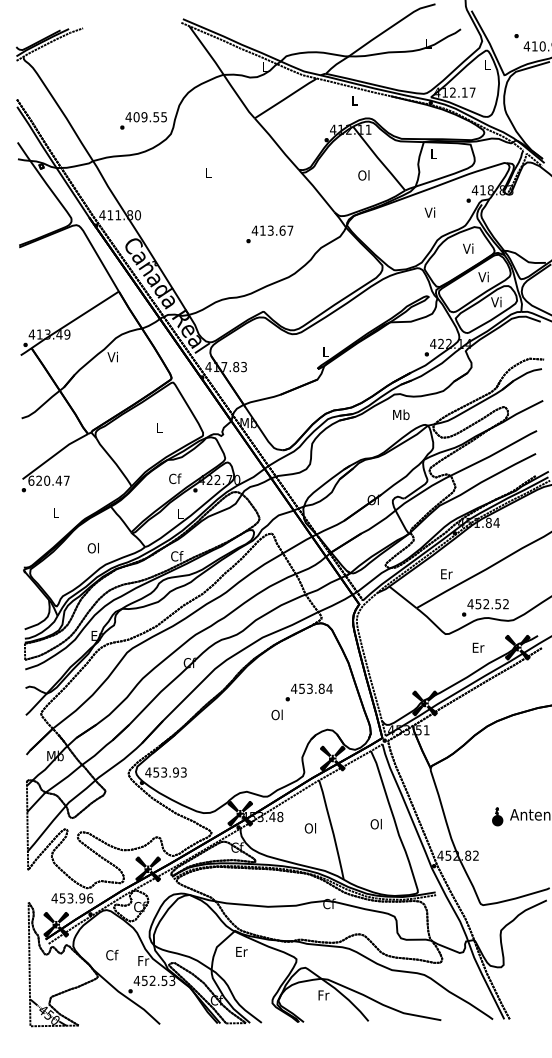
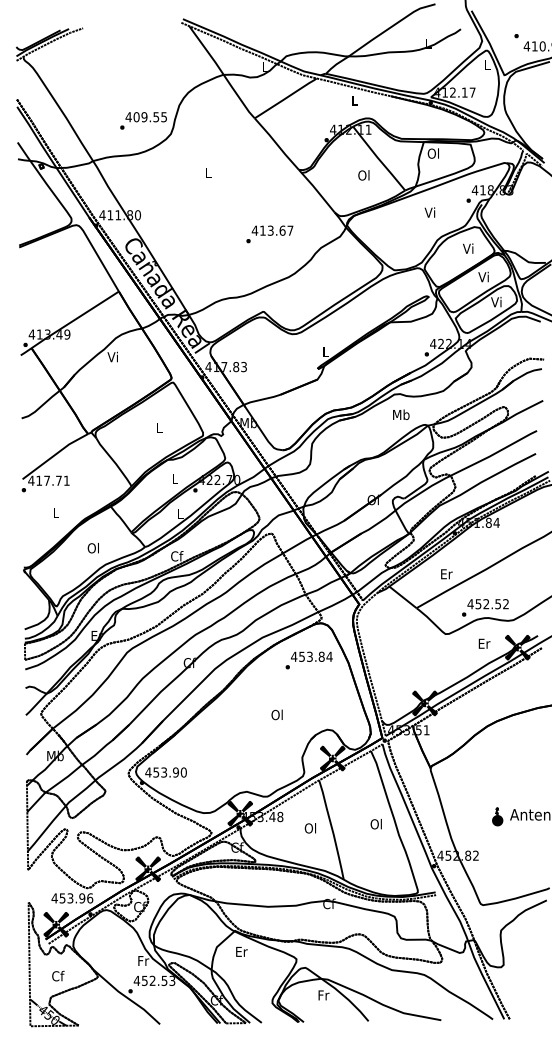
text: L -> Ol (432, 153)
text: Cf -> L (175, 478)
text: 620.47 -> 417.71 (48, 480)
text position: (478, 647) -> (484, 643) (484, 643)
text position: (308, 692) -> (308, 660) (308, 660)
text: 453.93 -> 453.90 (183, 772)
text position: (112, 954) -> (58, 975) (58, 975)
